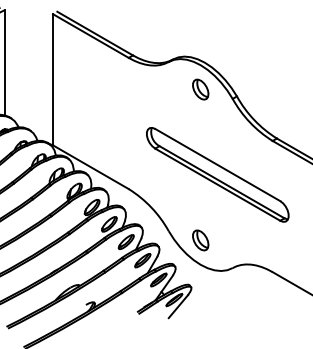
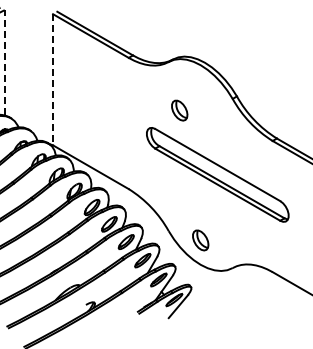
line: solid -> dashed (4, 62)
line: solid -> dashed (53, 79)
part position: (200, 89) -> (179, 110) (179, 110)
